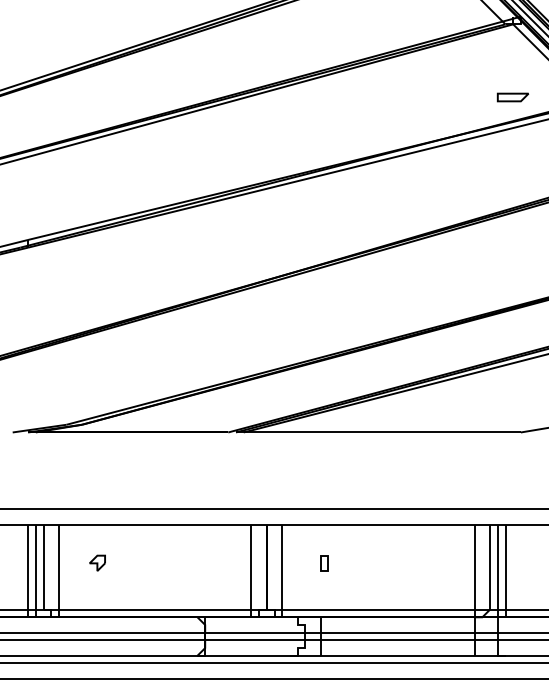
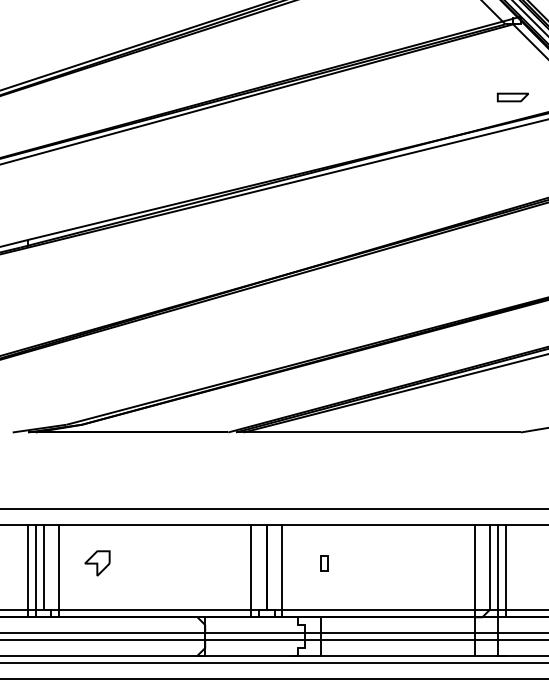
part size: 17x18 px -> 27x27 px (97, 563)
